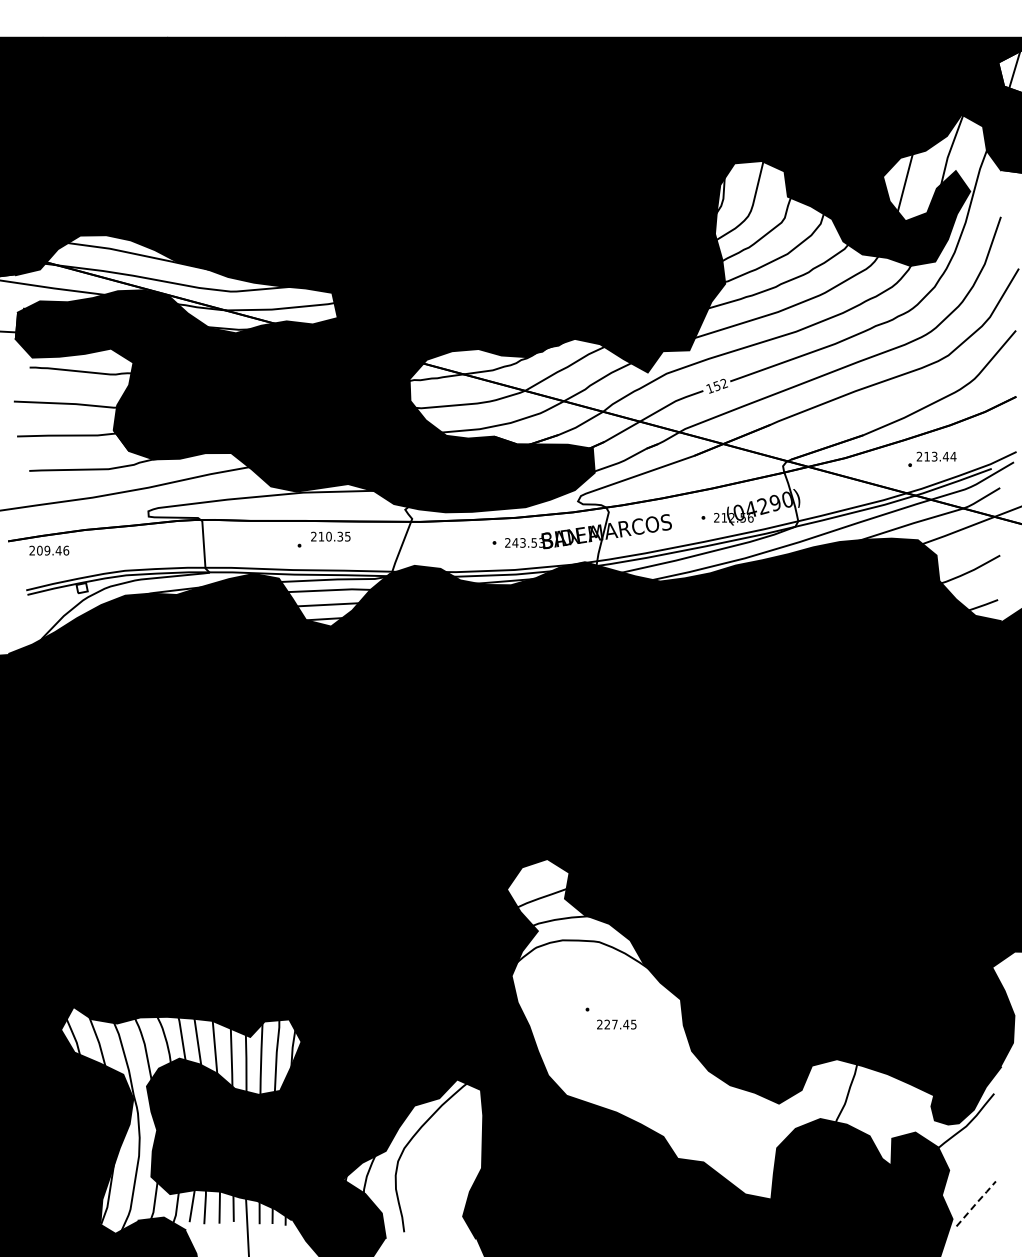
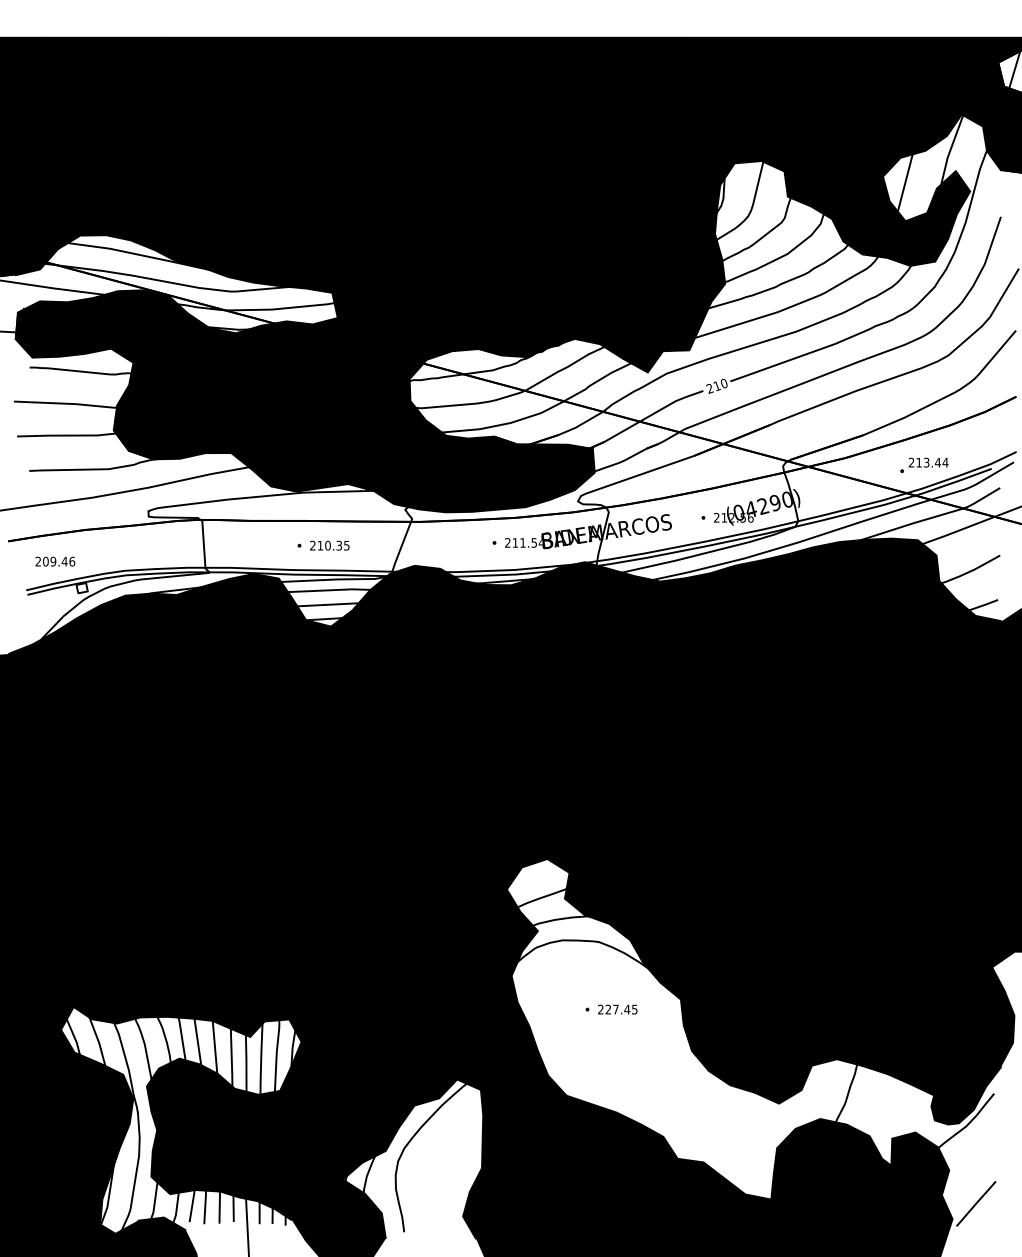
text: 152 -> 210 (716, 386)
part position: (932, 458) -> (924, 464) (924, 464)
text position: (330, 536) -> (329, 545) (329, 545)
text: 243.53 -> 211.54 (527, 542)
text position: (49, 550) -> (55, 561) (55, 561)
text position: (616, 1024) -> (617, 1009) (617, 1009)
line: dashed -> solid (977, 1202)
